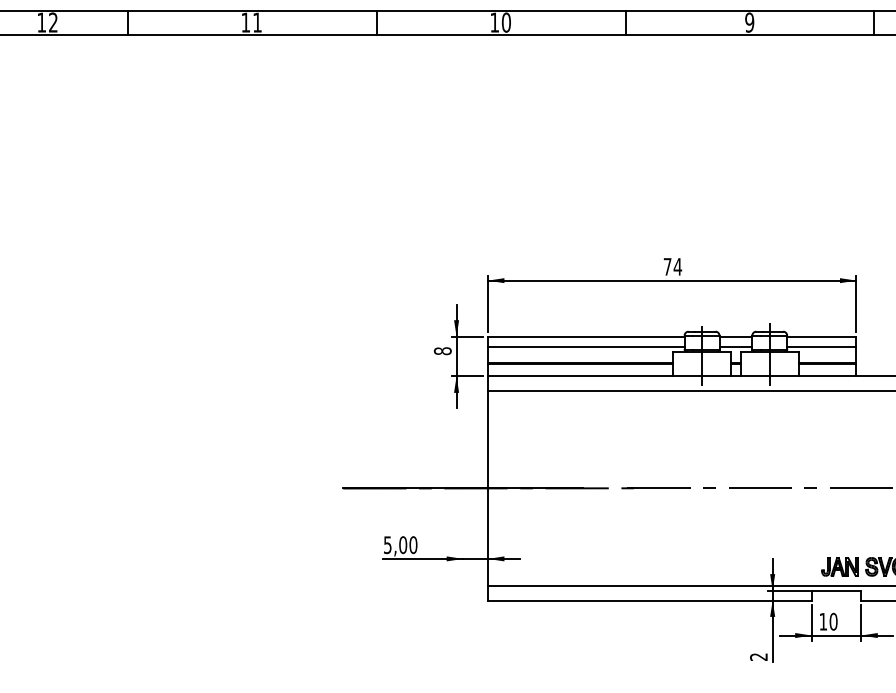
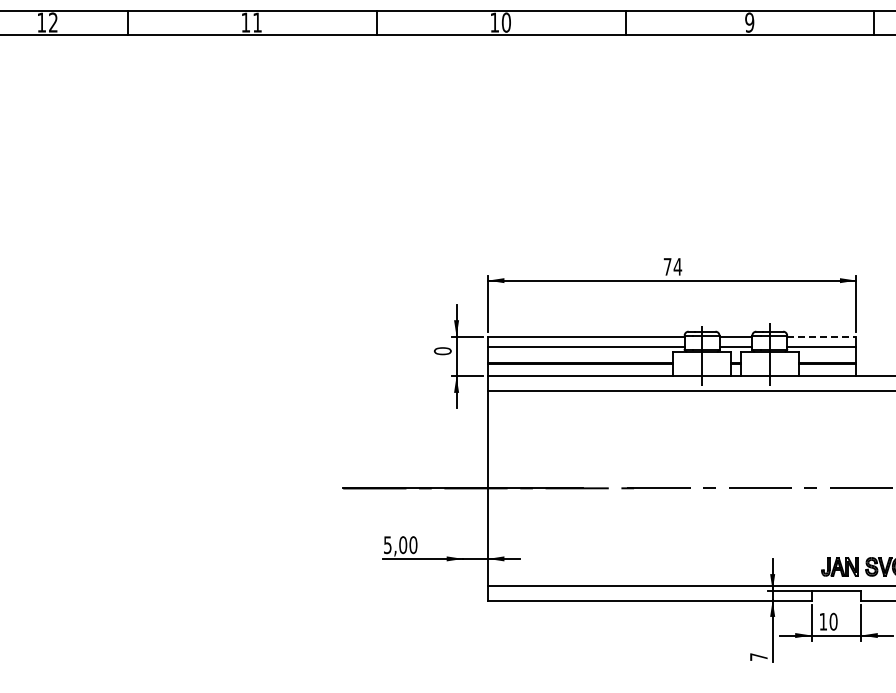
line: solid -> dashed (821, 336)
text: 8 -> 0 (442, 351)
text: 2 -> 7 (758, 656)
